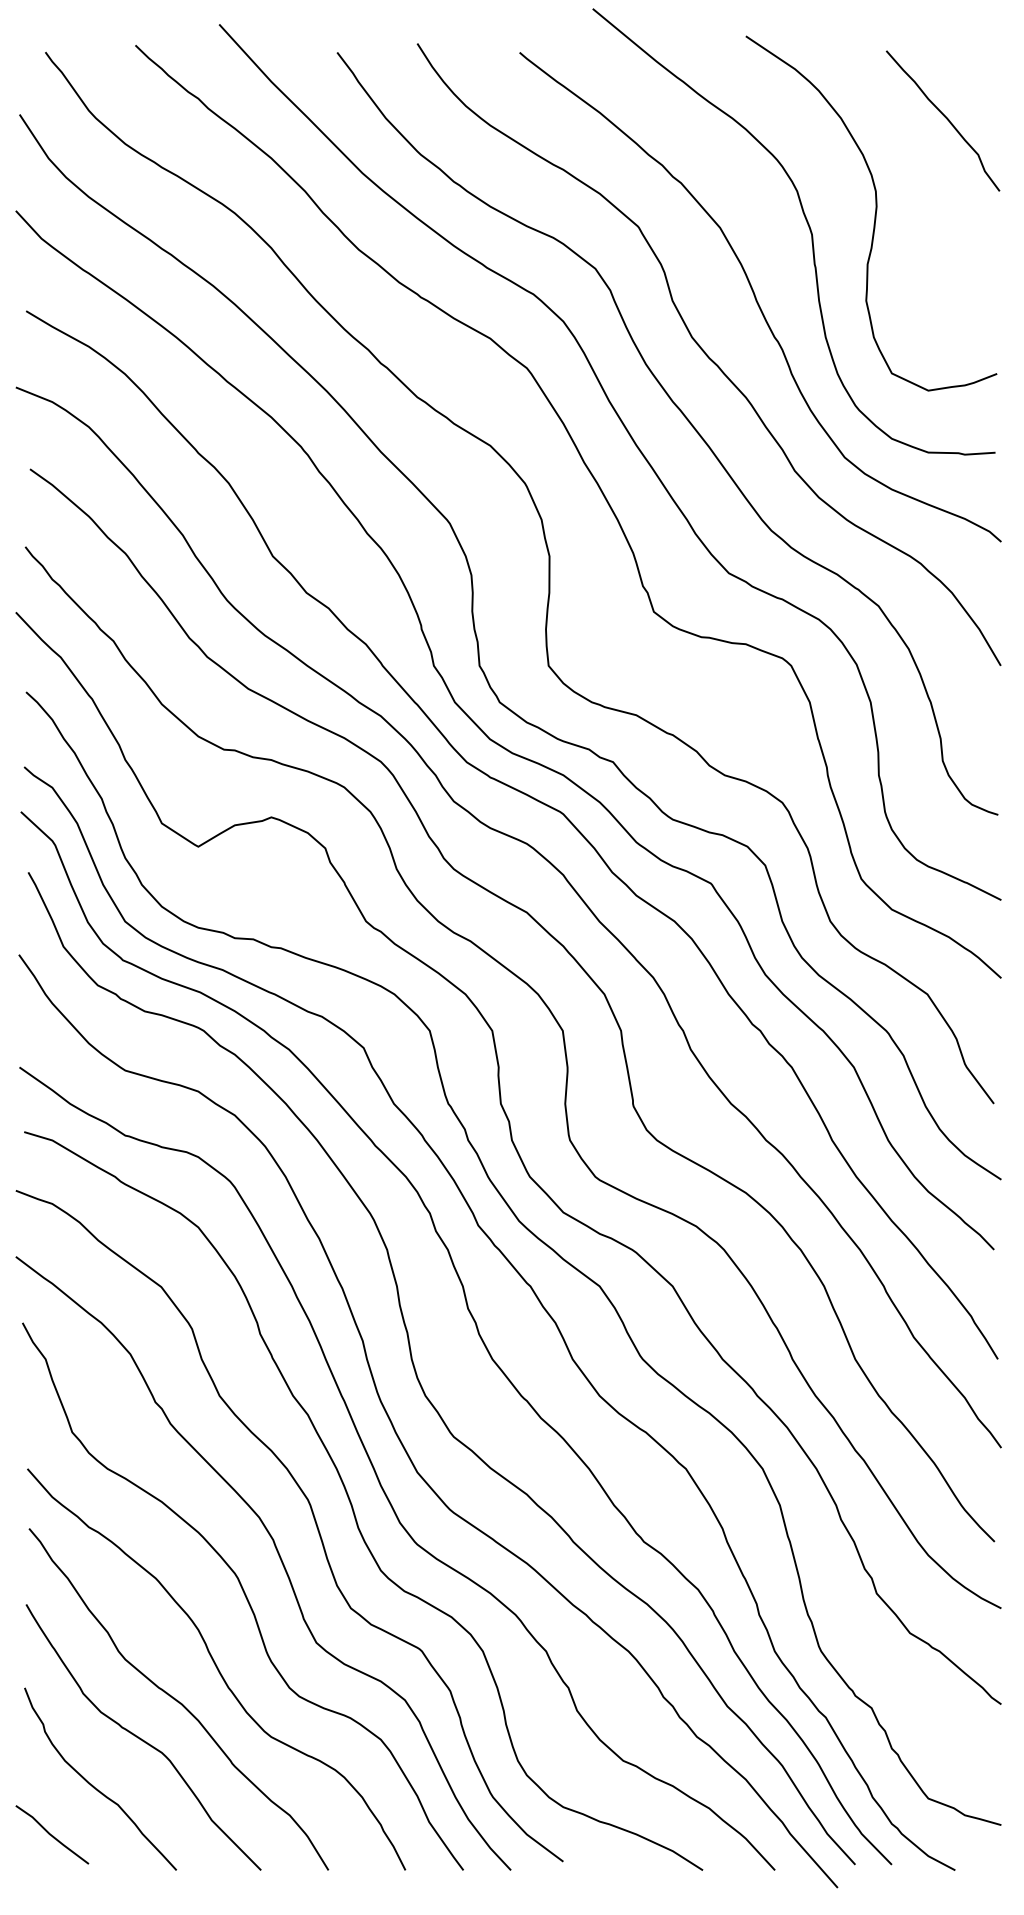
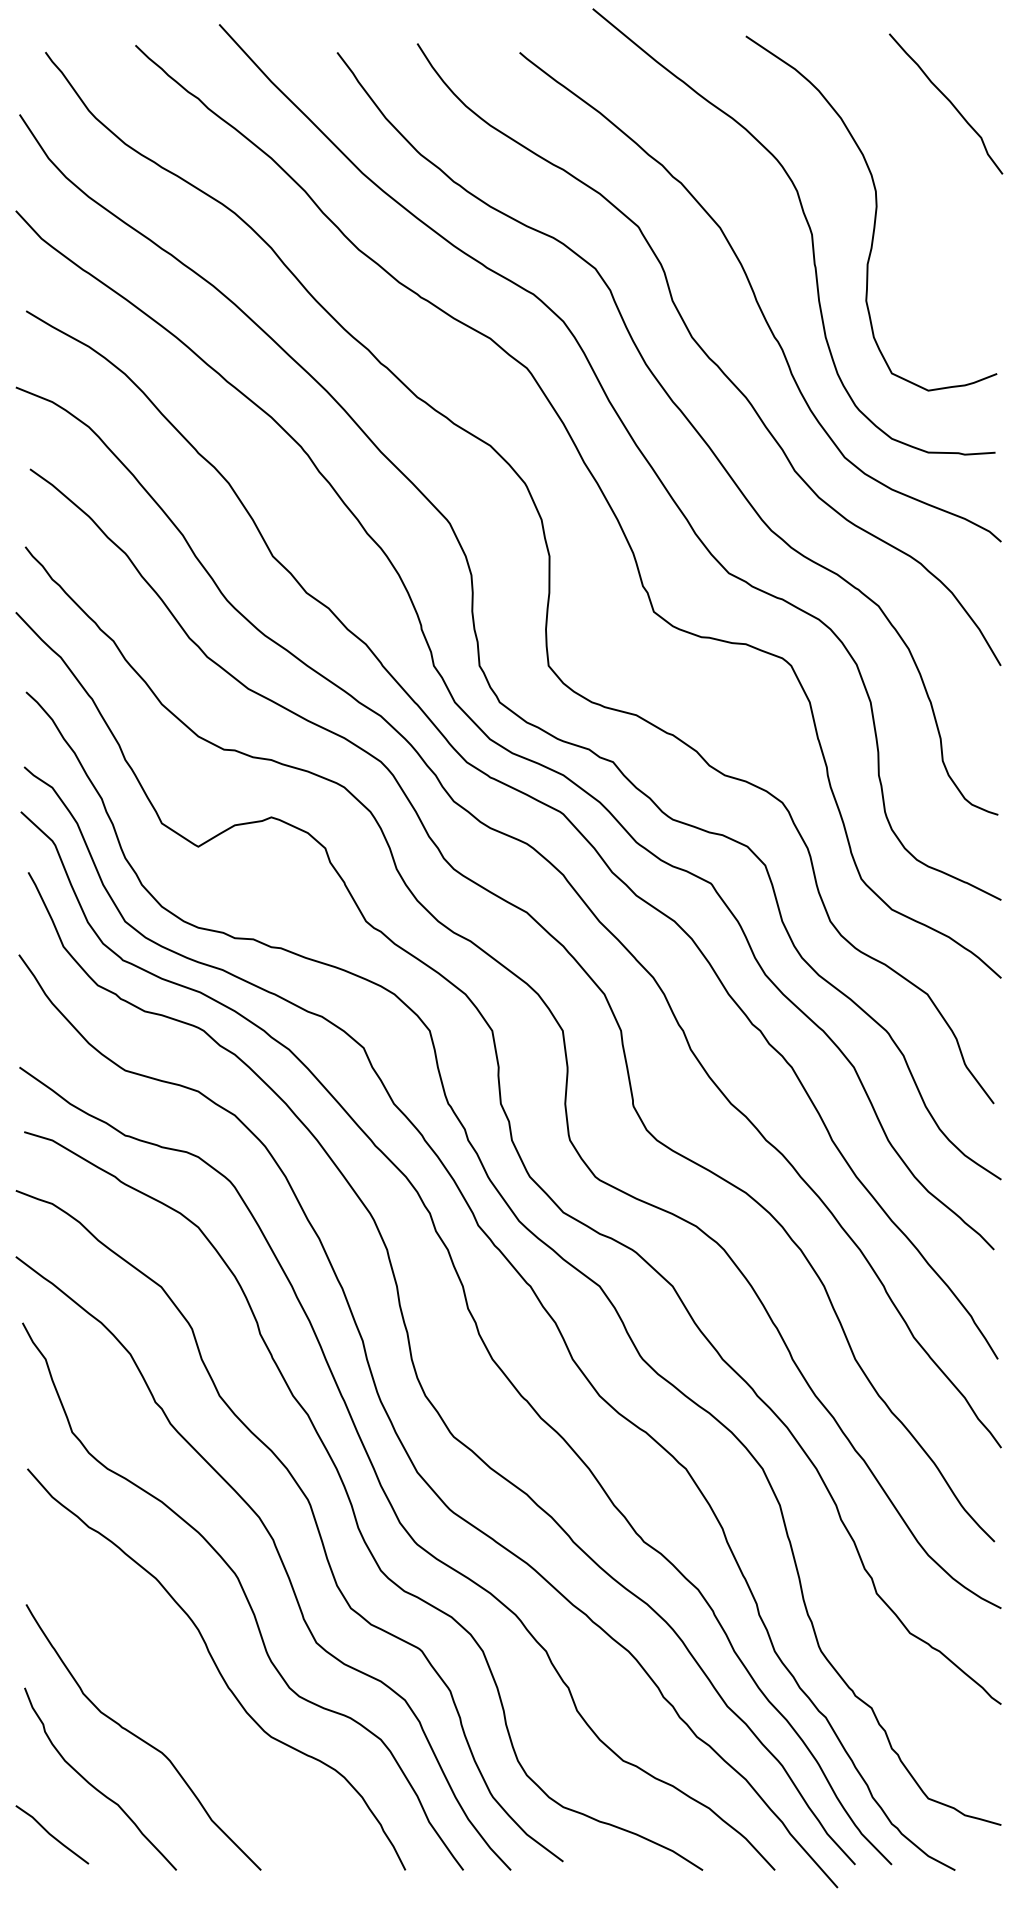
curve position: (944, 117) -> (947, 100) (947, 100)
curve: present -> none (177, 1699)
